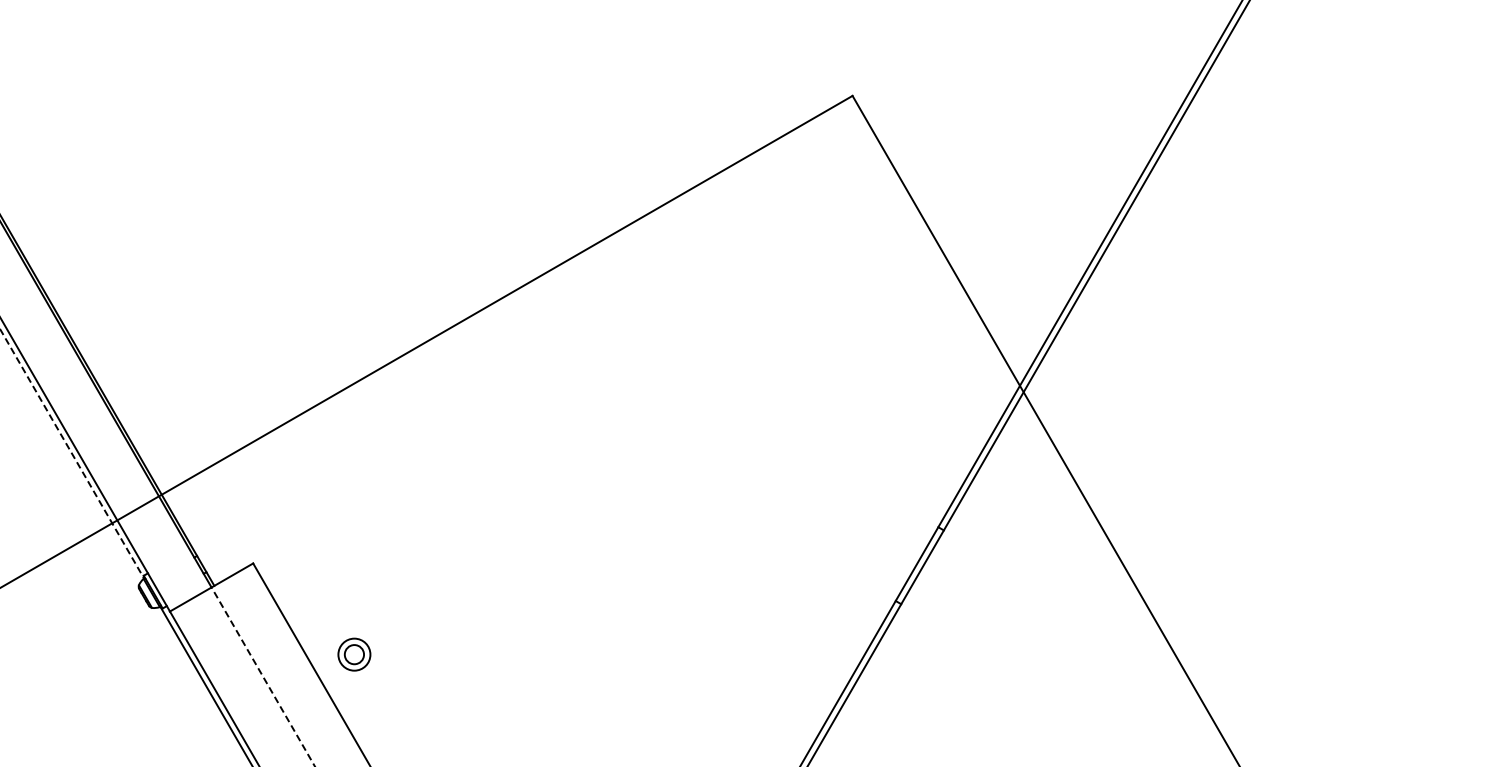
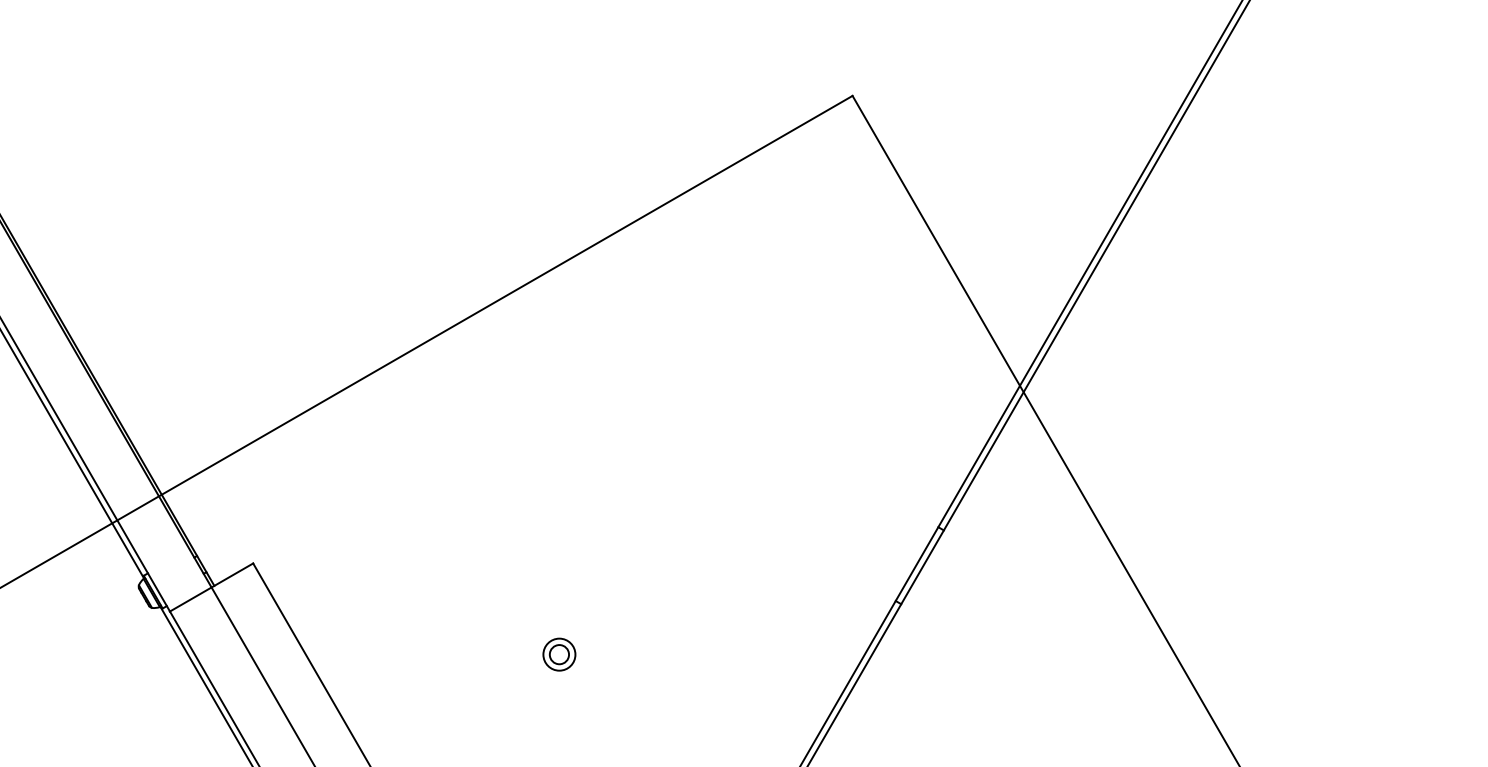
line: dashed -> solid (72, 454)
part position: (354, 654) -> (559, 654) (559, 654)
line: dashed -> solid (262, 676)
